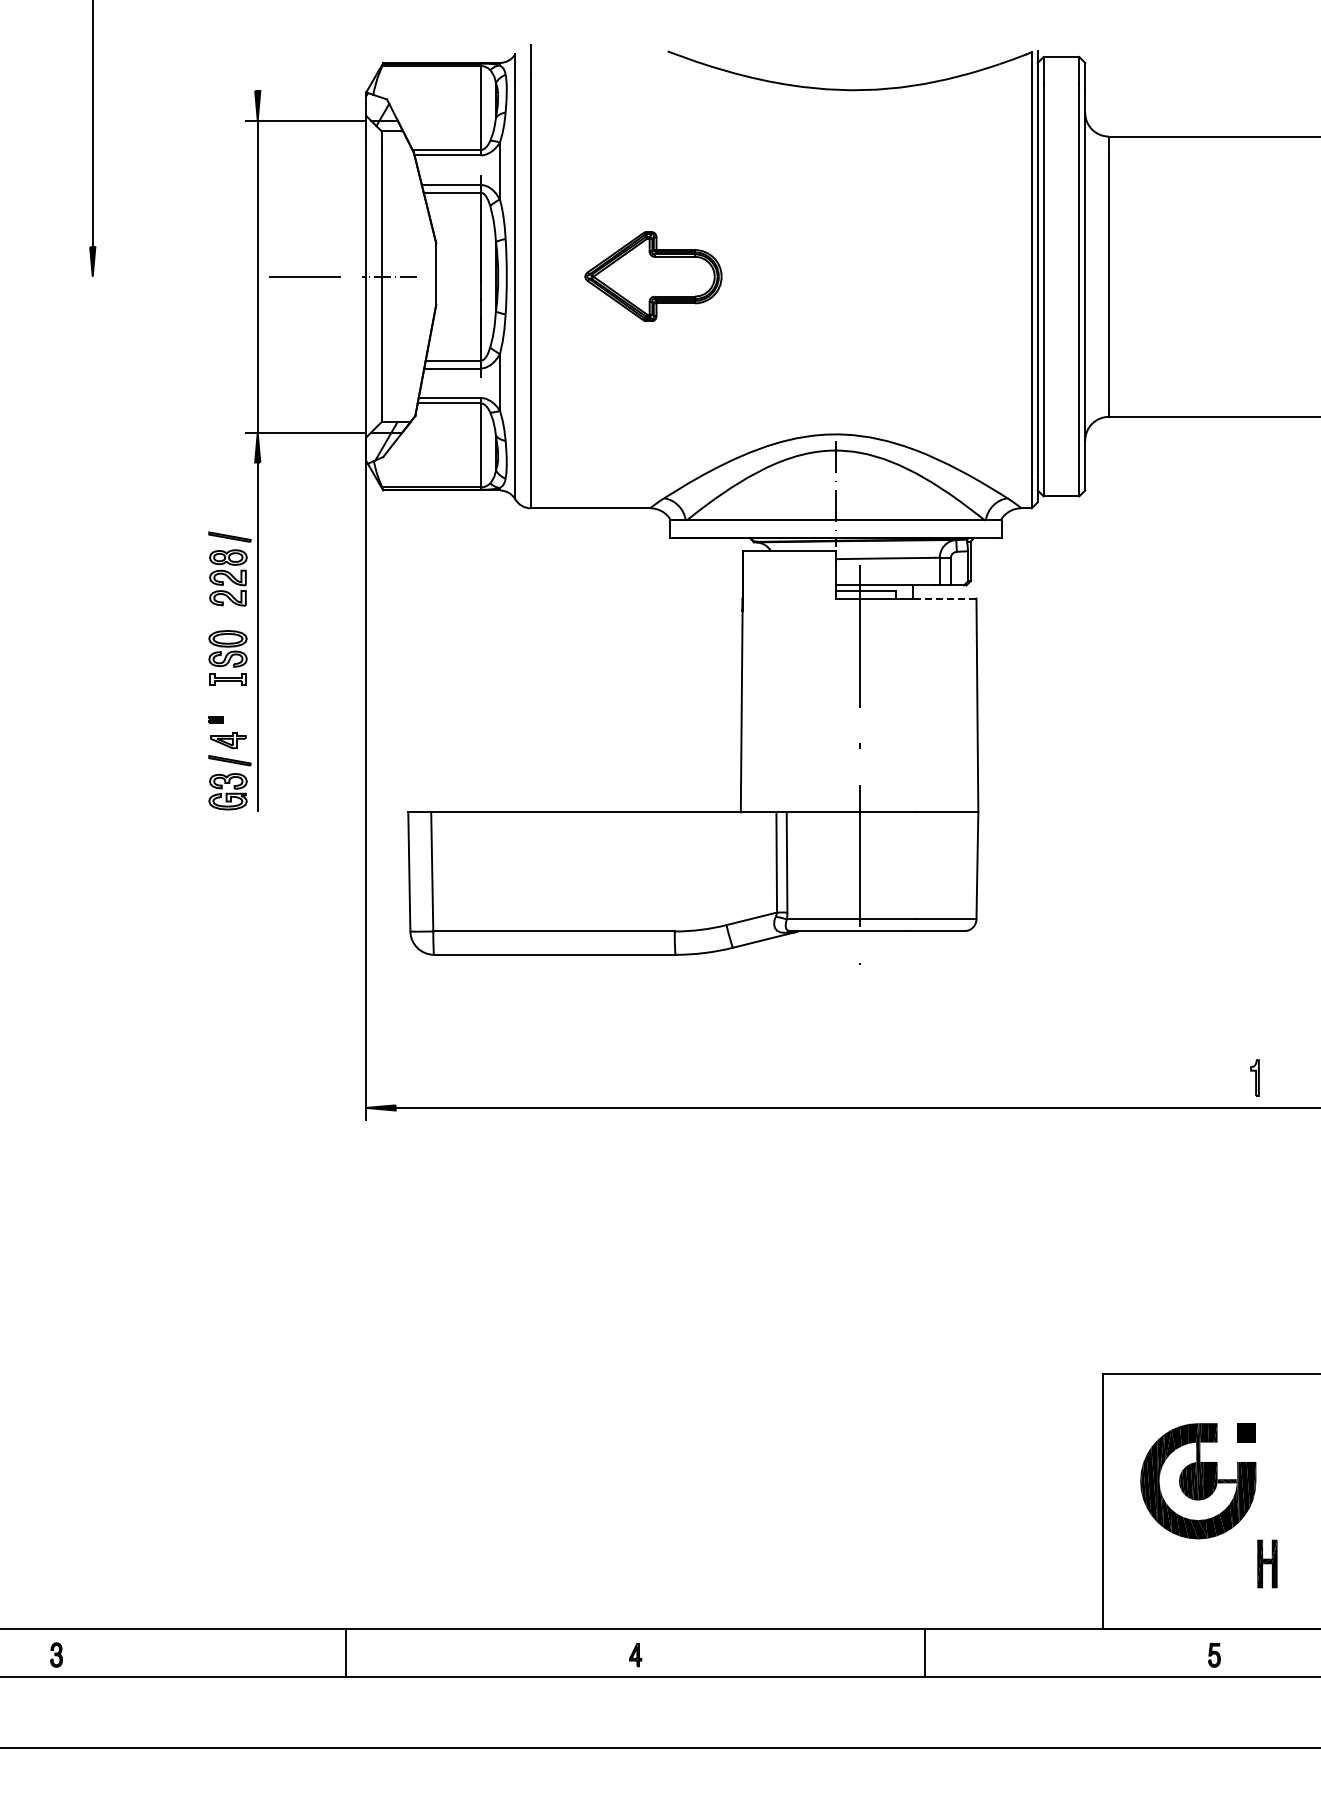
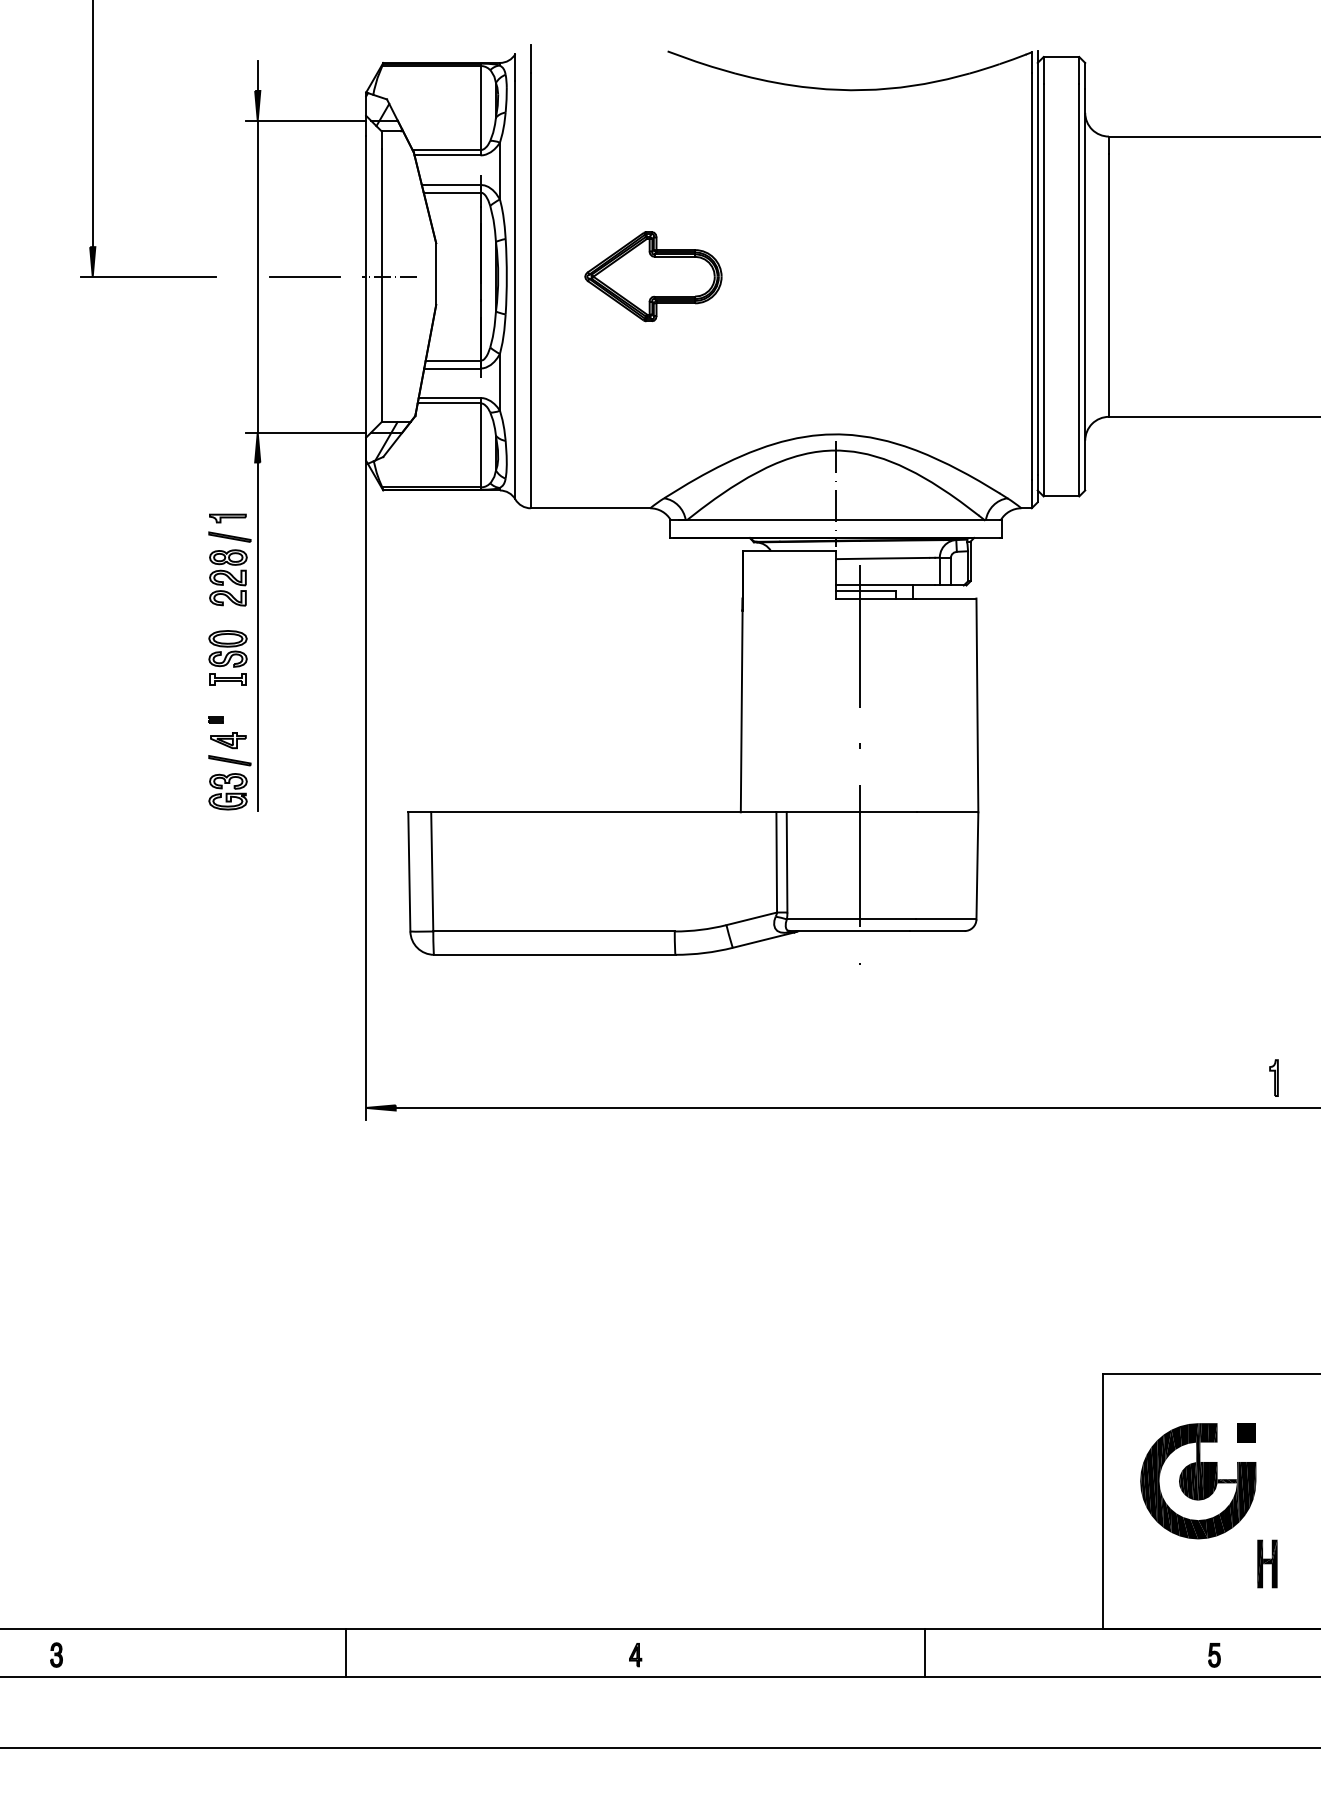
line: none -> present (257, 75)
line: none -> present (148, 276)
part: none -> present (227, 518)
line: dashed -> solid (945, 598)
part position: (1254, 1077) -> (1273, 1077) (1273, 1077)
